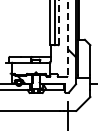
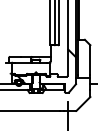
line: dashed -> solid (59, 22)
line: dashed -> solid (67, 38)
